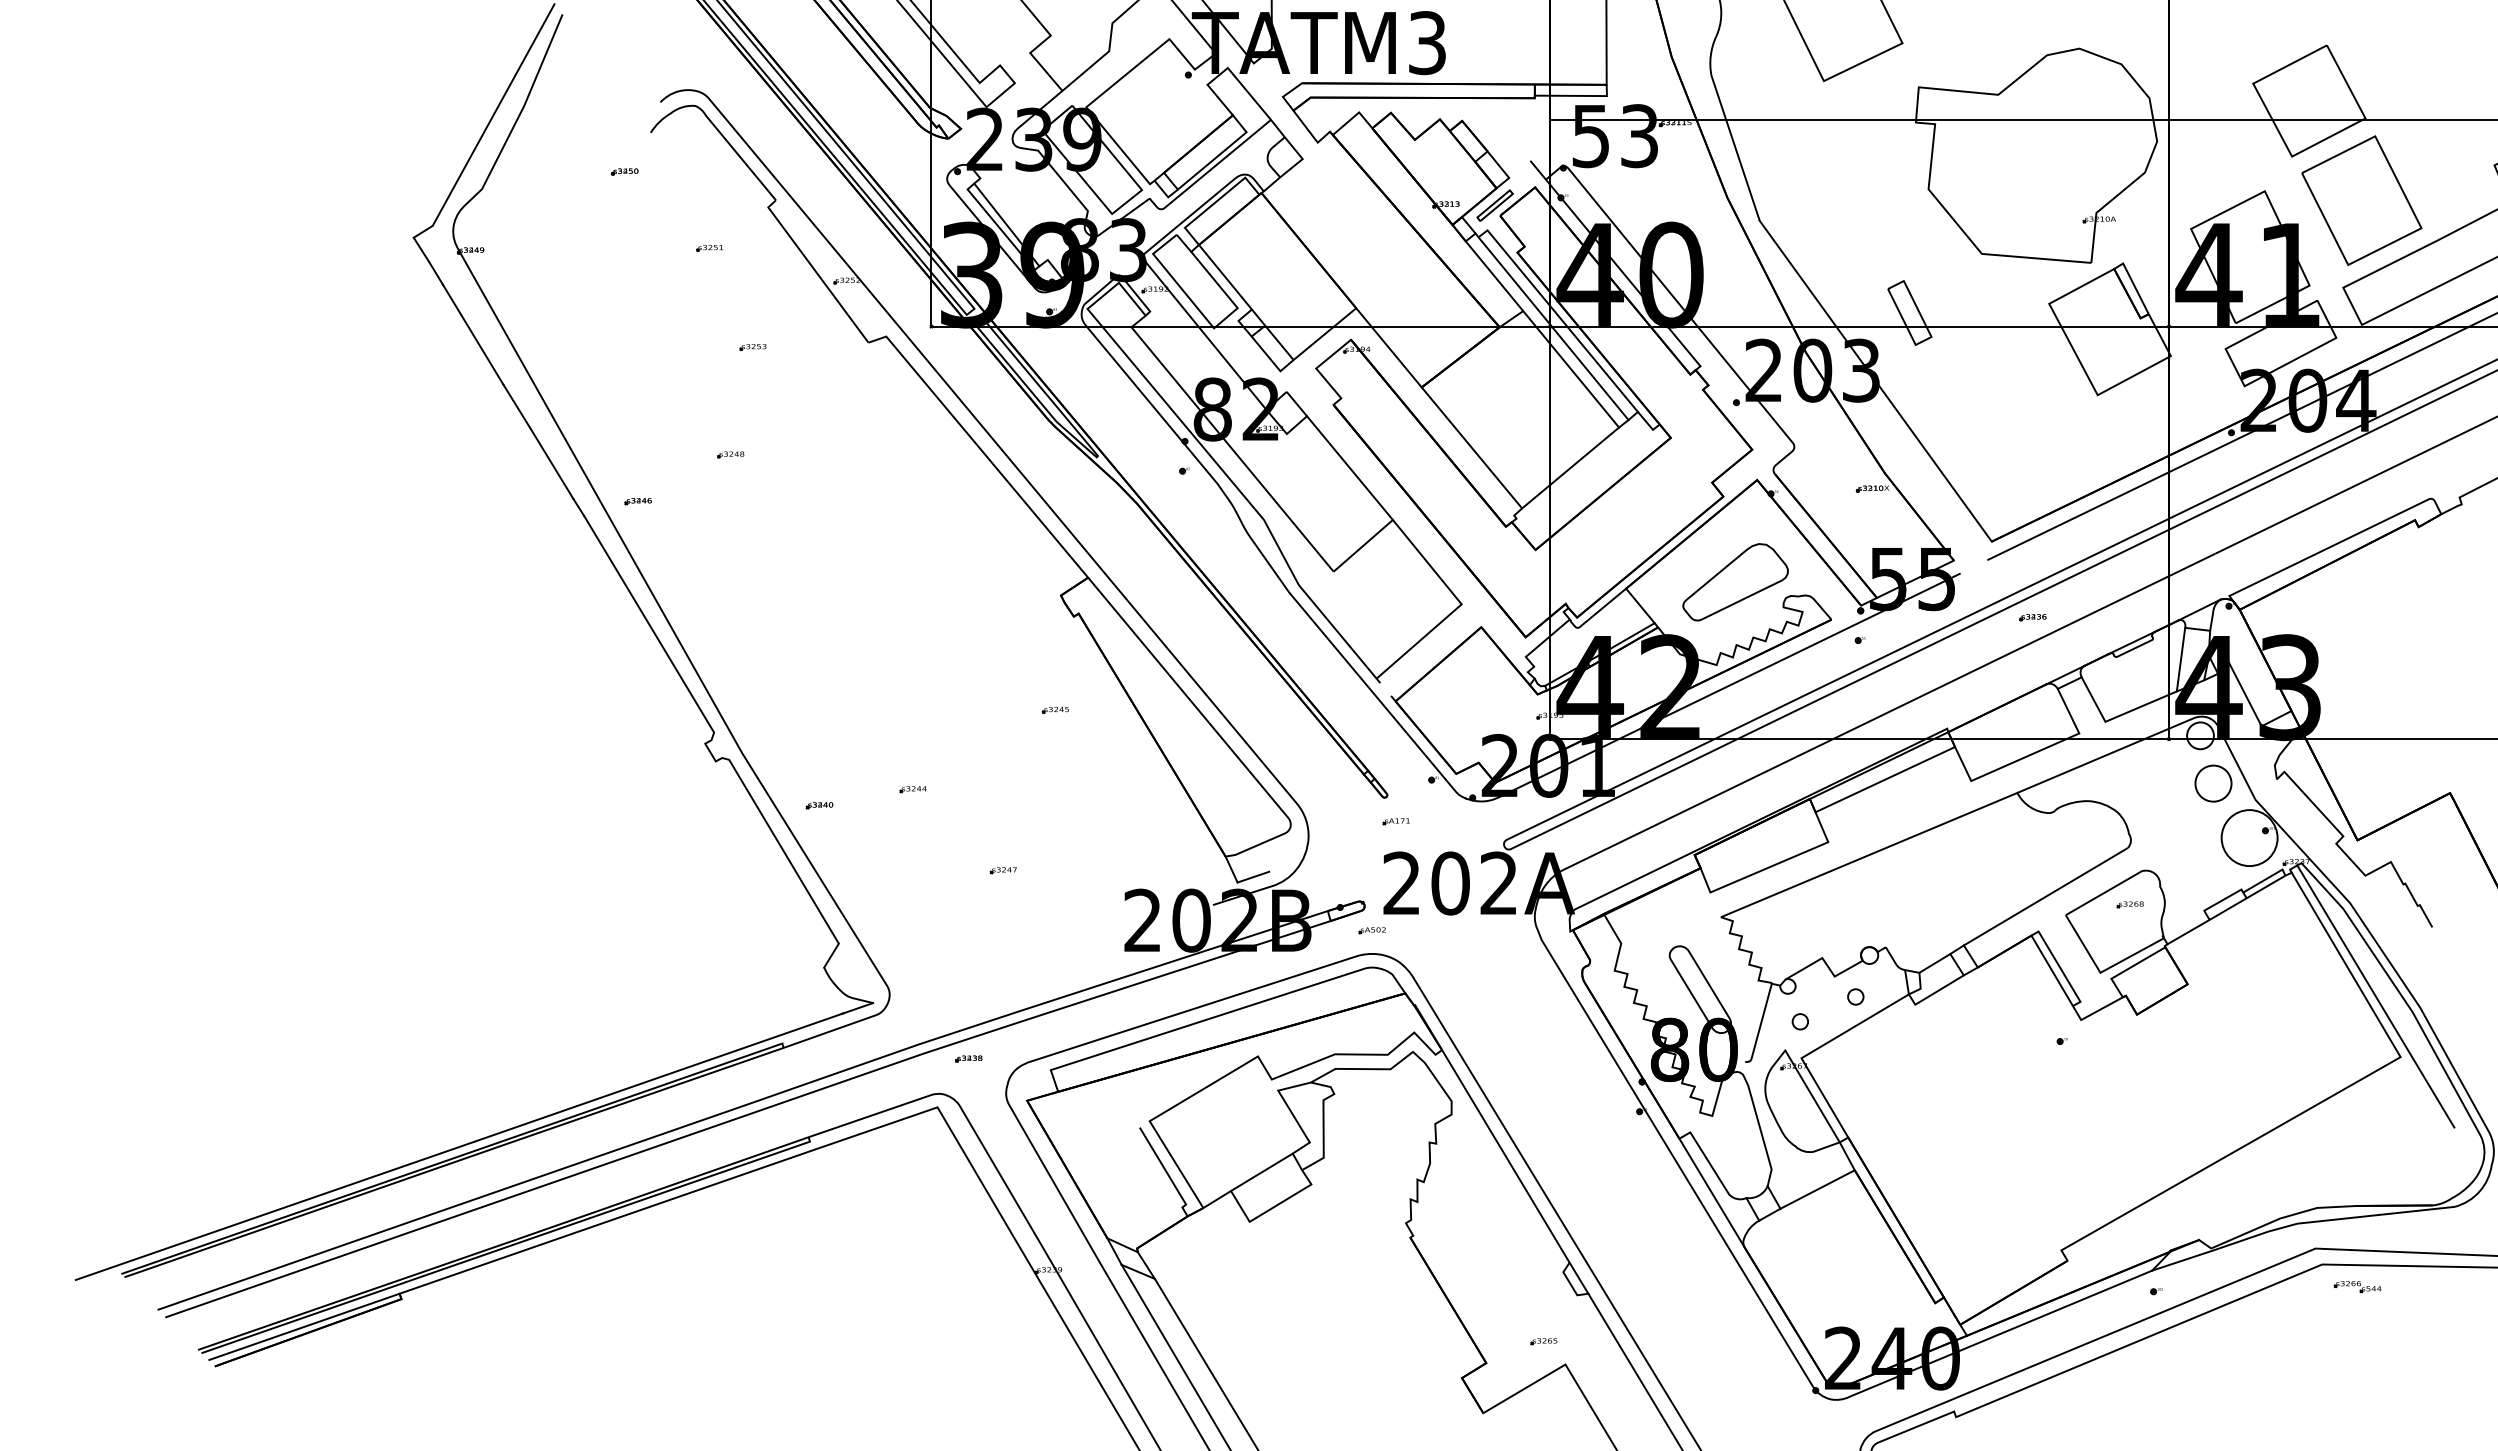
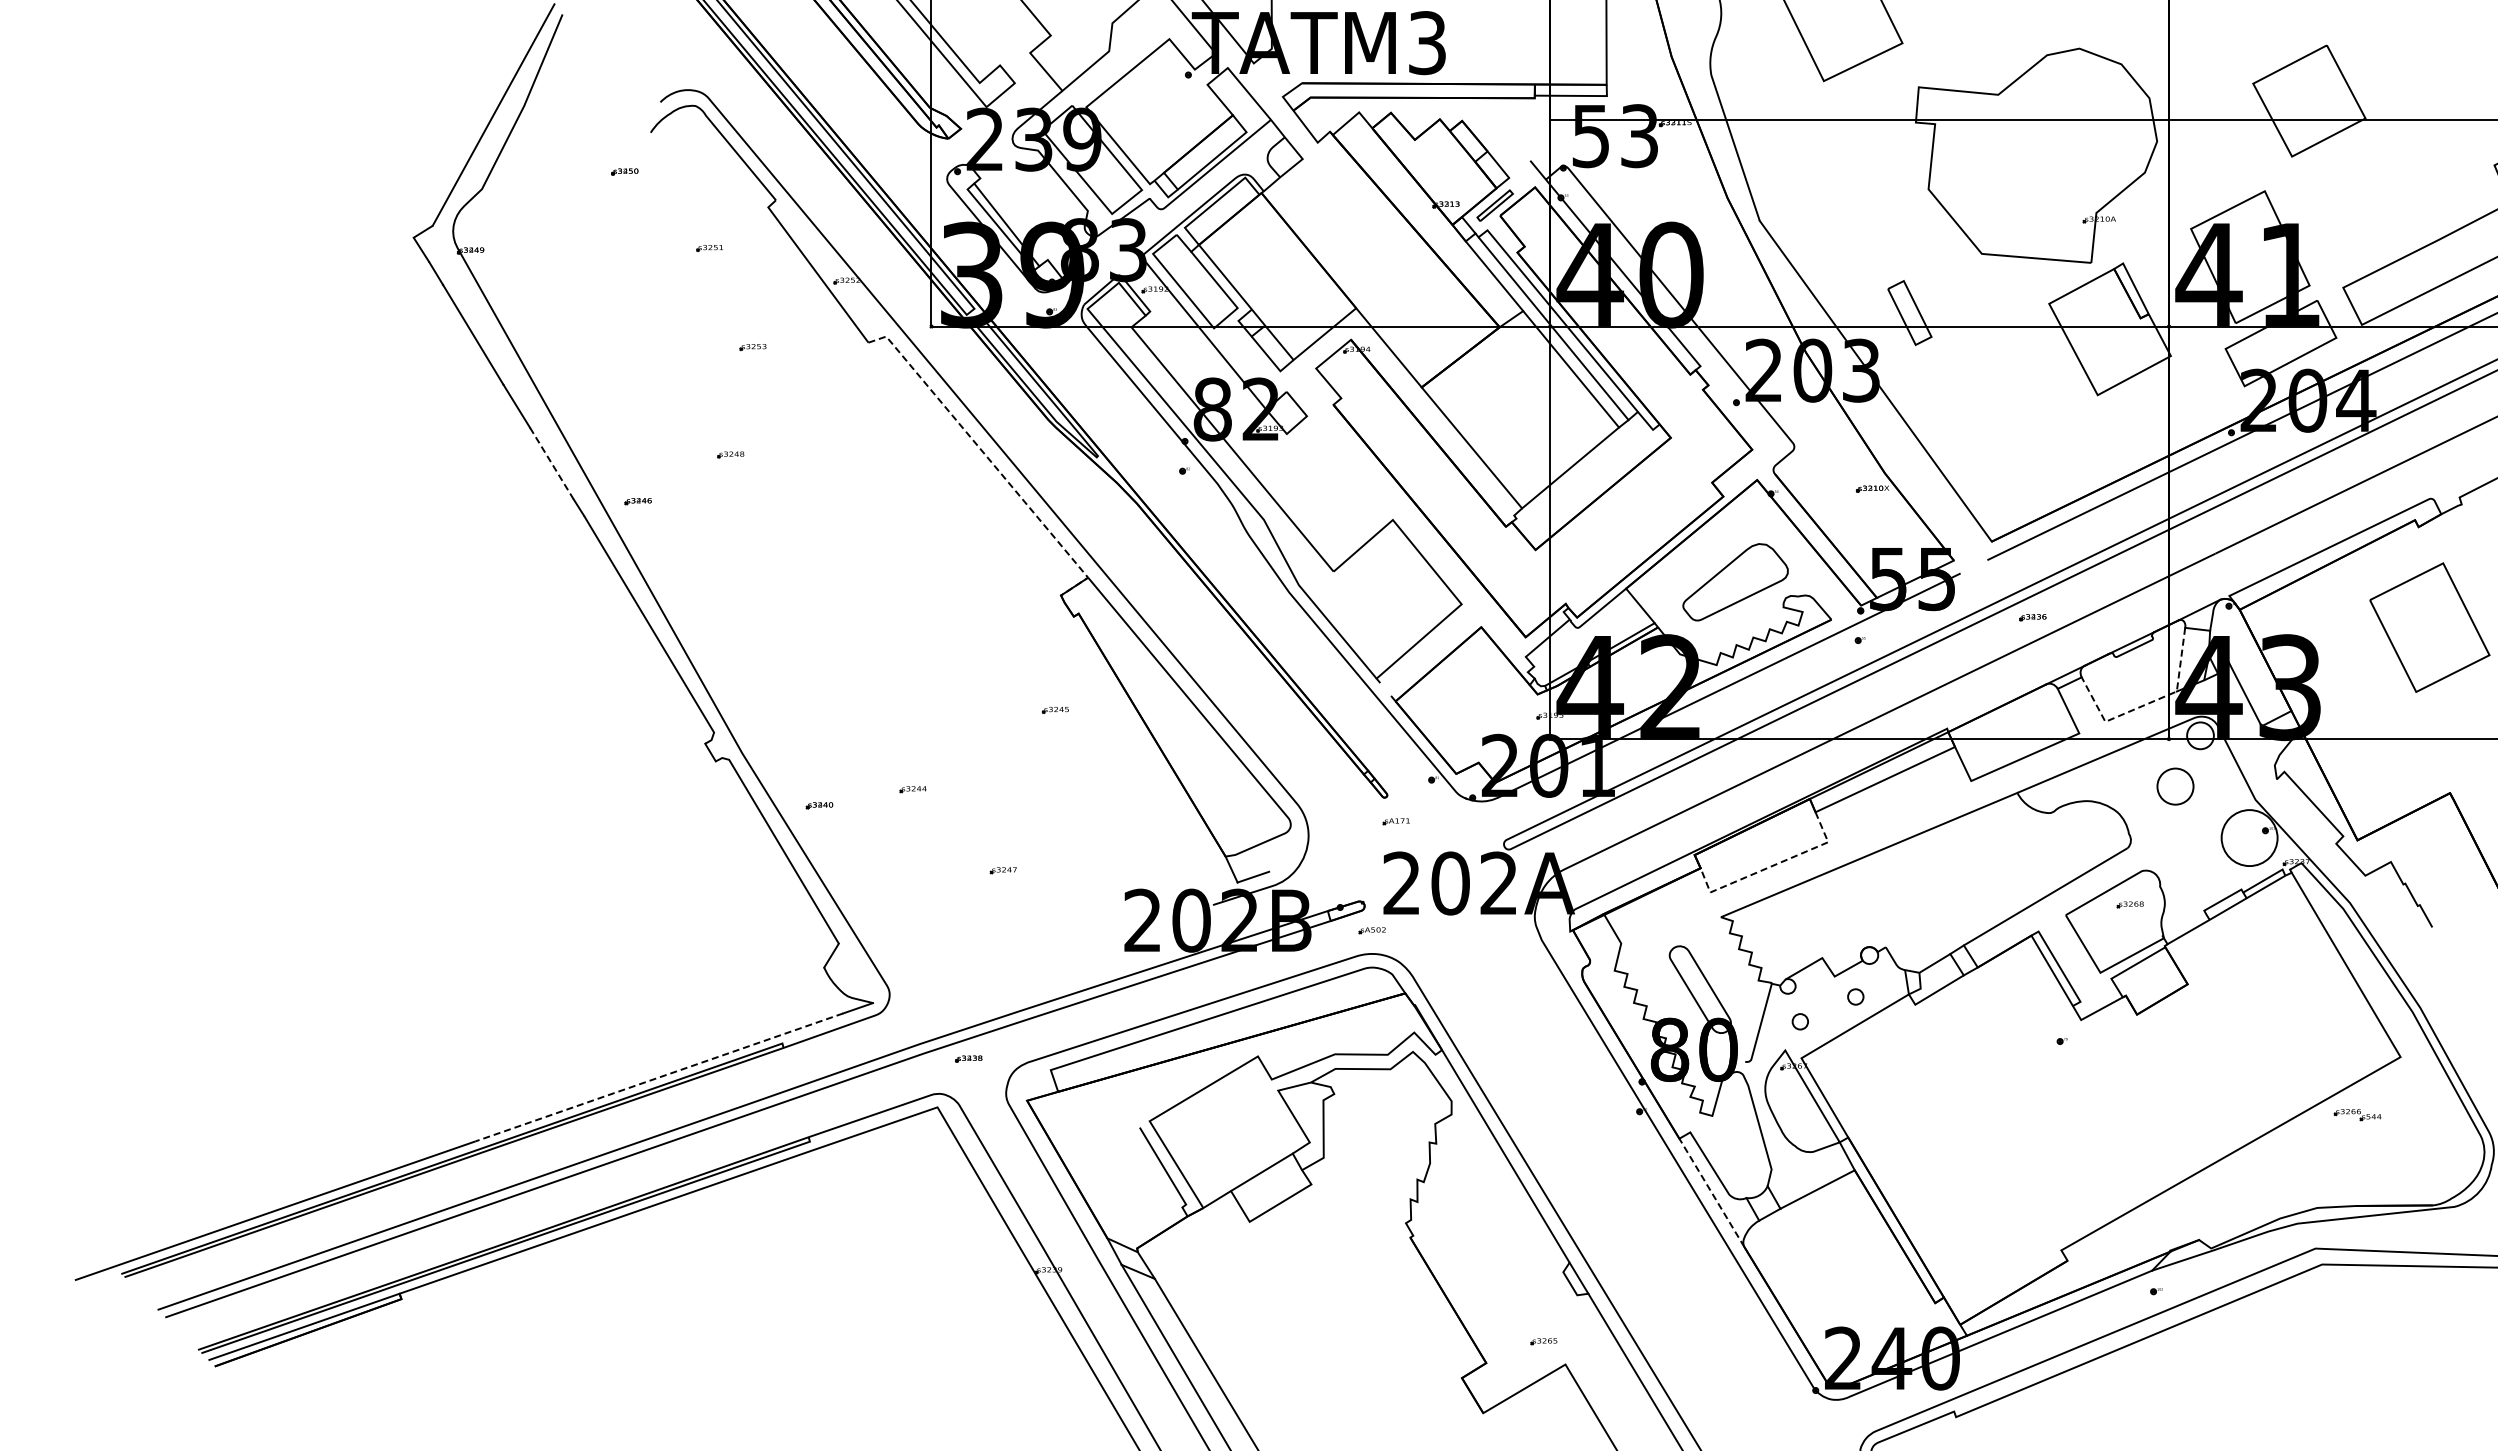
part position: (2361, 200) -> (2429, 627) (2429, 627)
line: solid -> dashed (992, 462)
line: solid -> dashed (551, 463)
line: present -> none (1349, 467)
line: solid -> dashed (2147, 703)
part position: (2213, 783) -> (2175, 786) (2175, 786)
line: solid -> dashed (1771, 866)
line: present -> none (2375, 996)
line: solid -> dashed (659, 1077)
line: solid -> dashed (1711, 1192)
part position: (2357, 1287) -> (2357, 1115) (2357, 1115)
